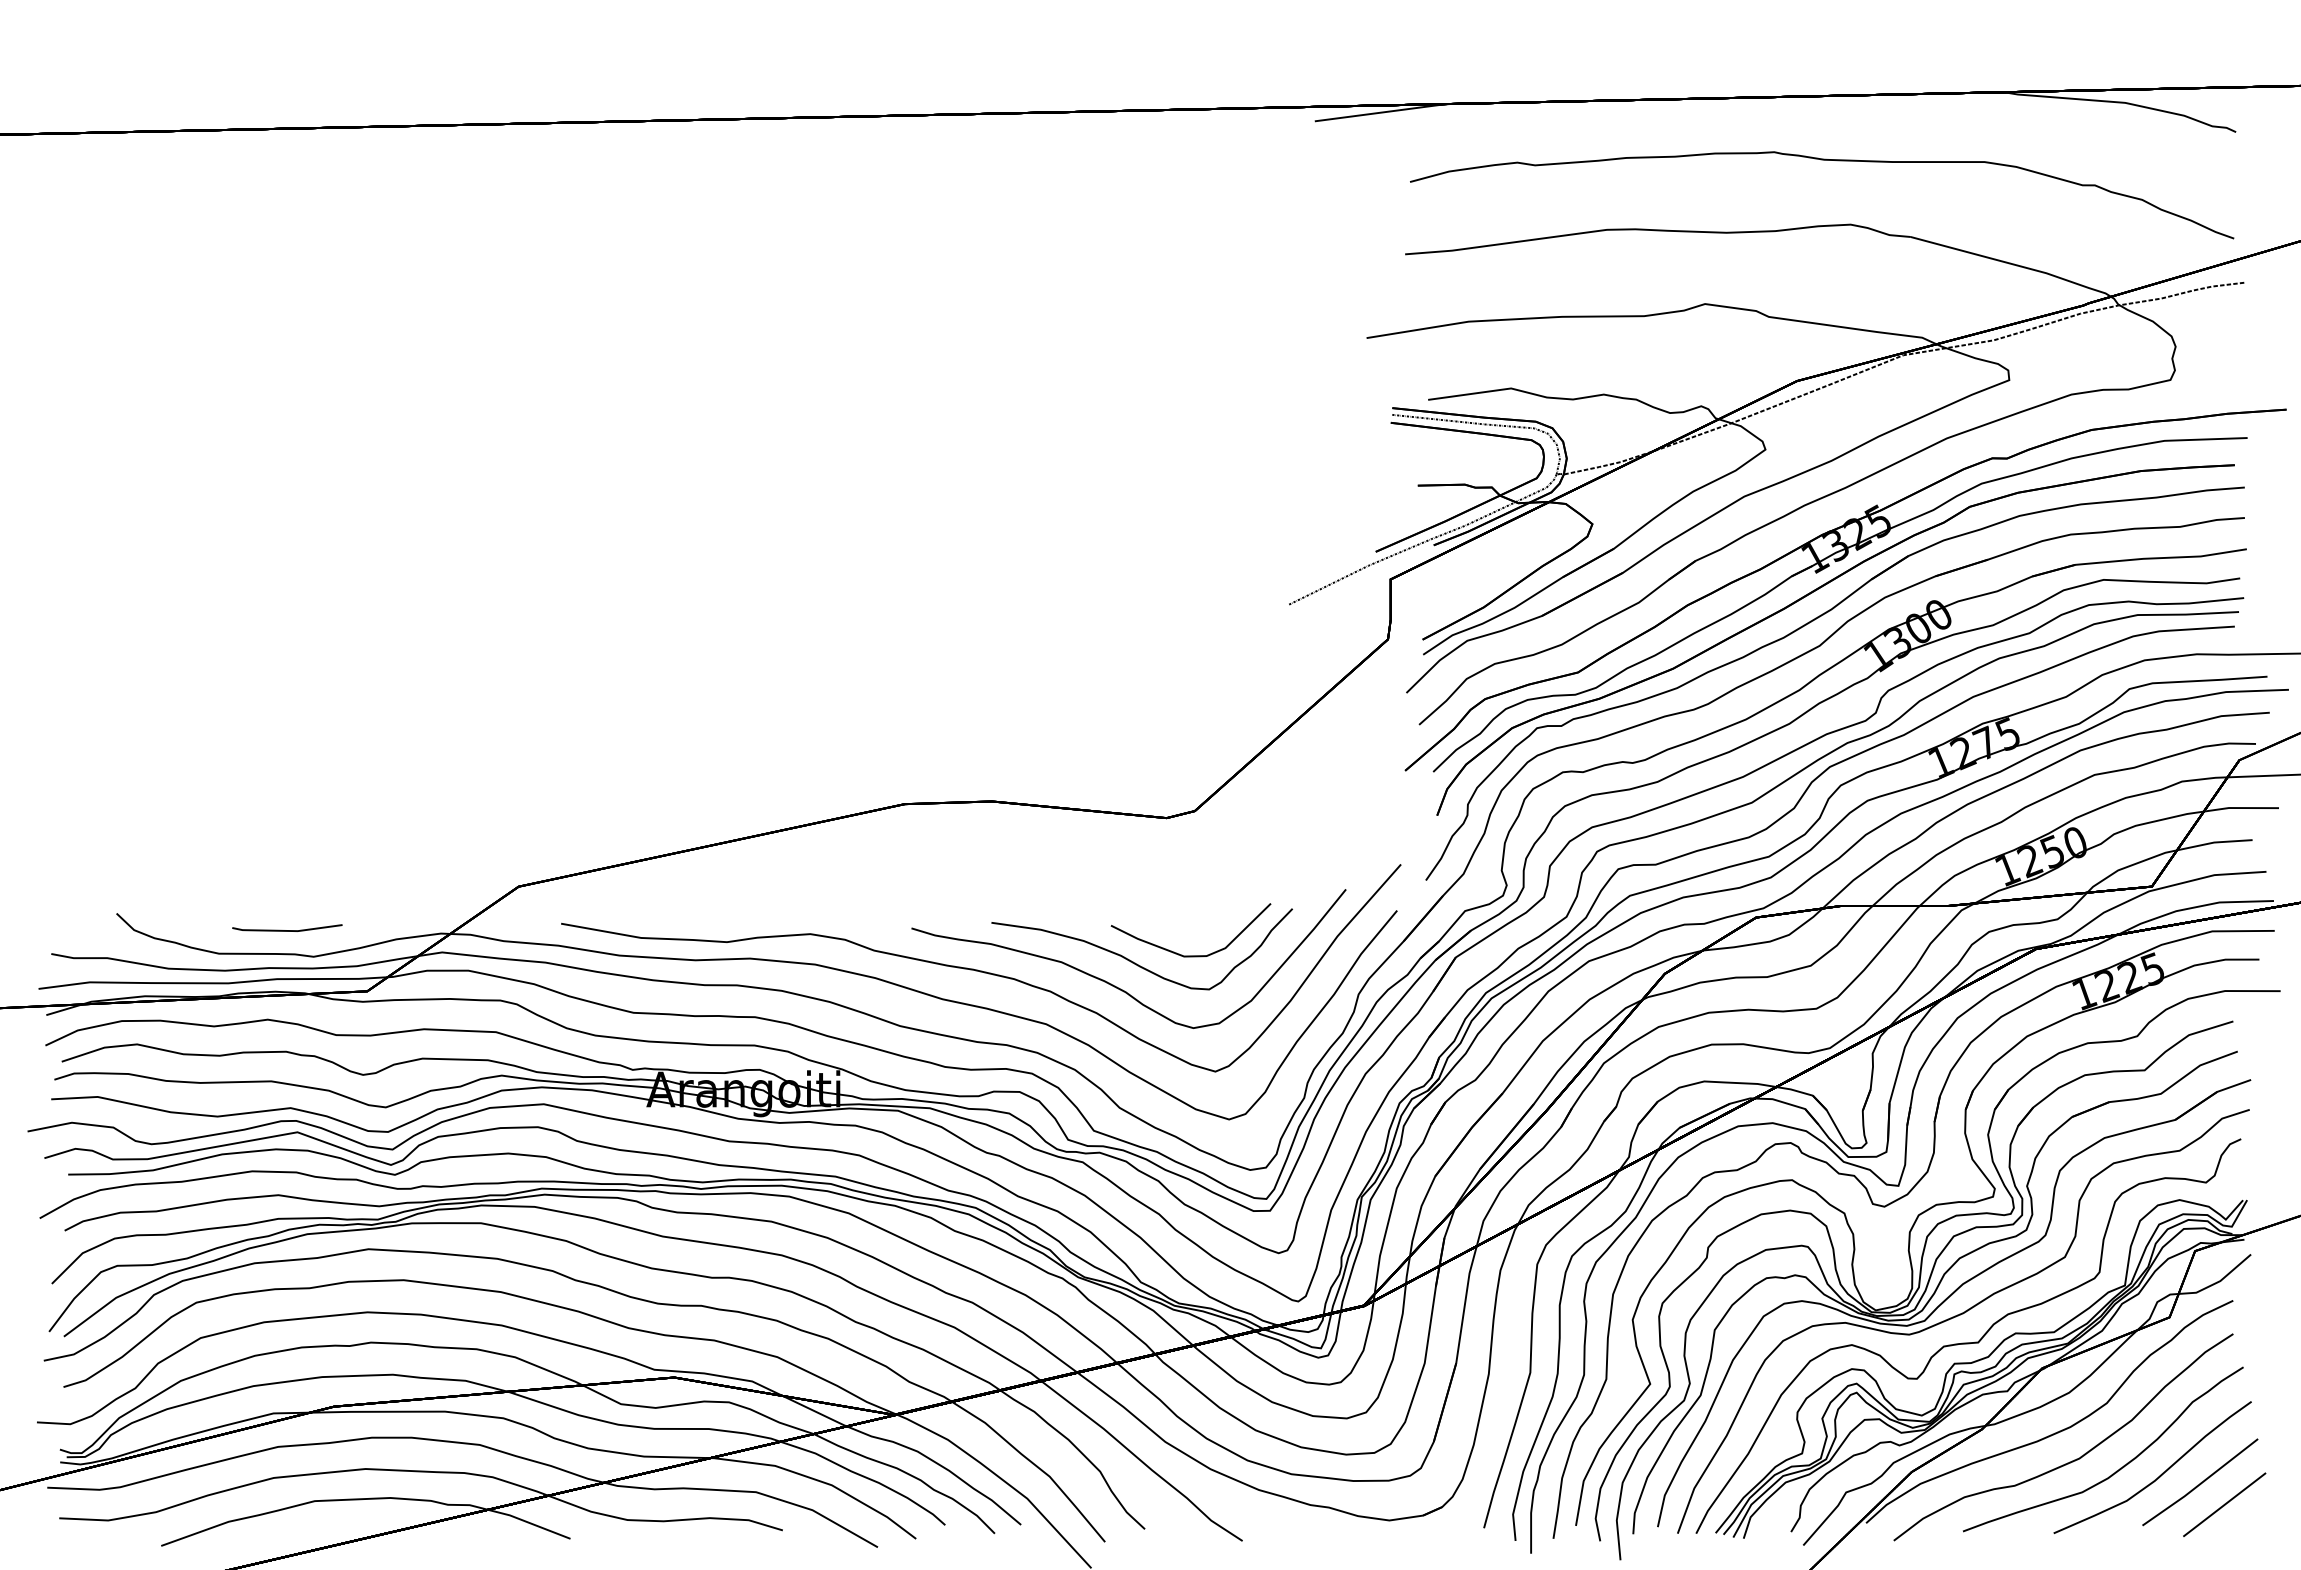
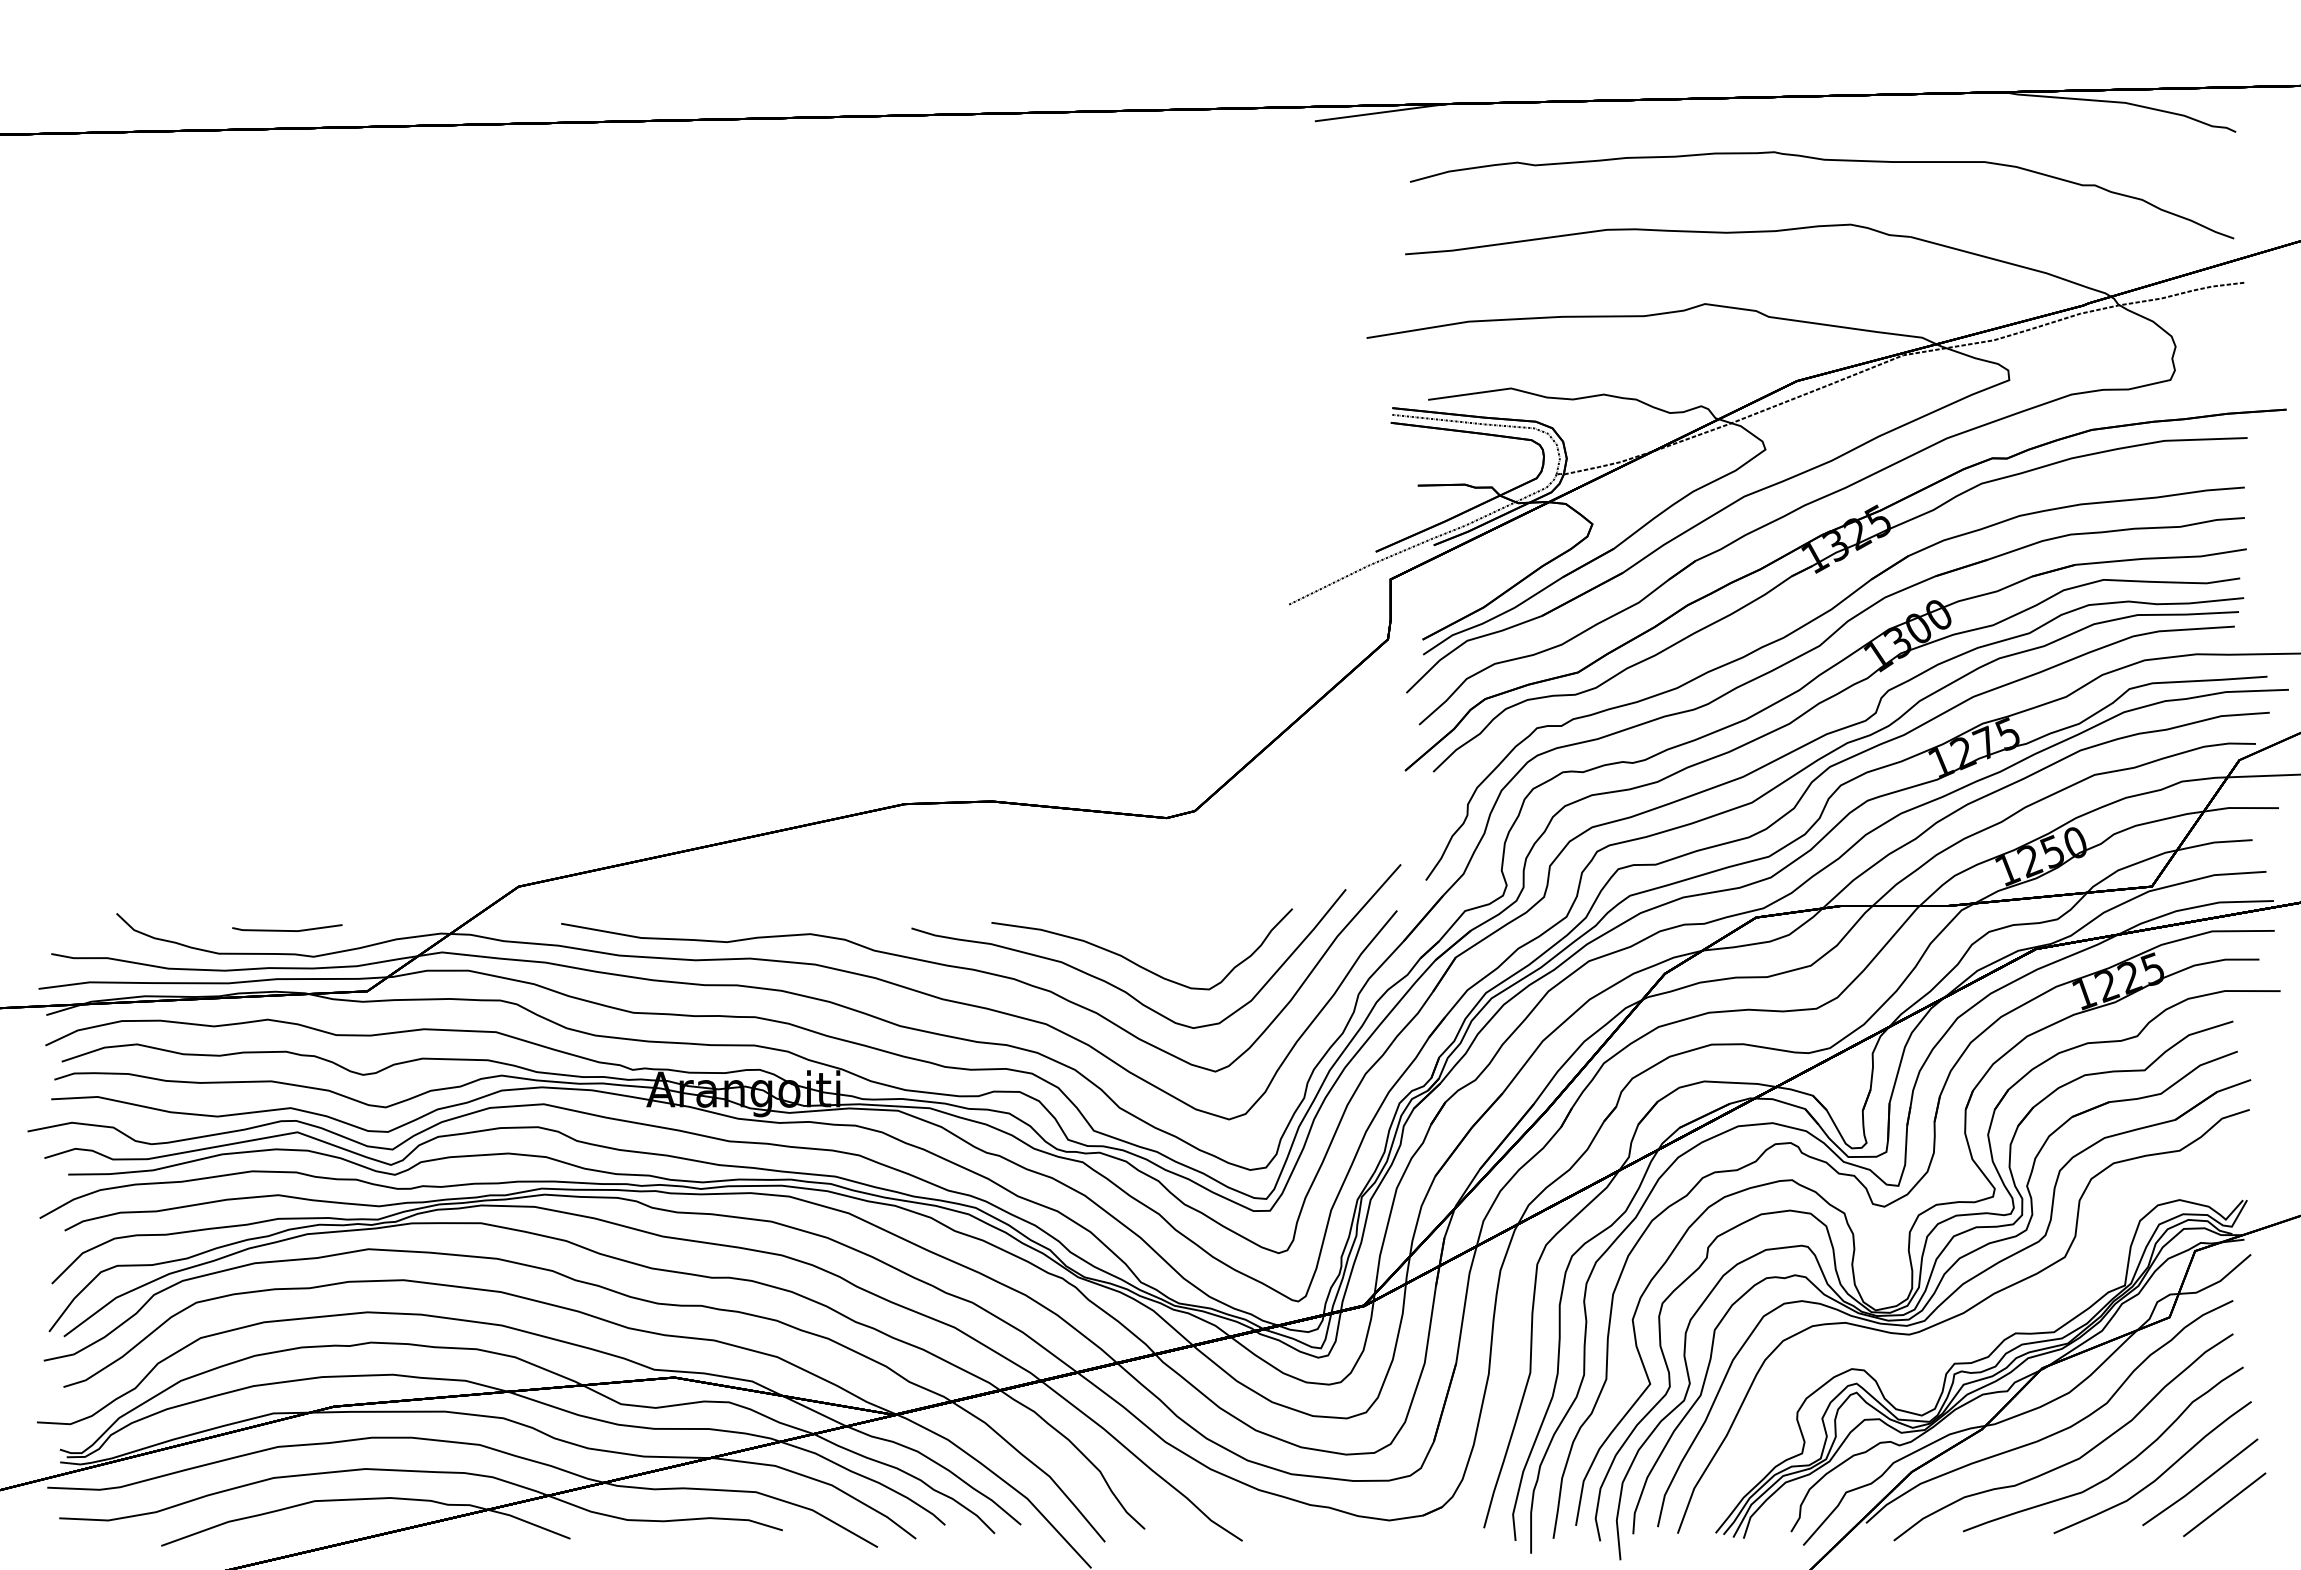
part: present -> none (1807, 596)
curve: present -> none (1190, 955)
part: present -> none (1968, 1342)
